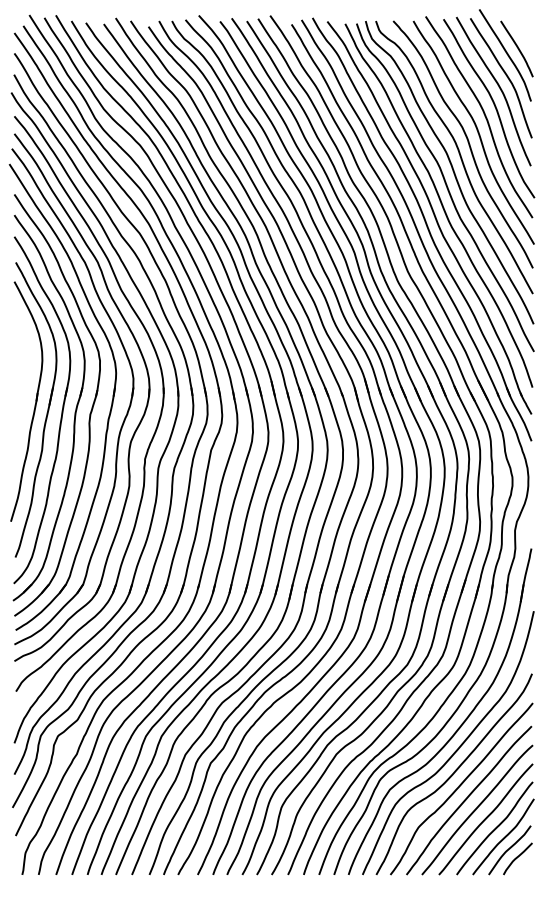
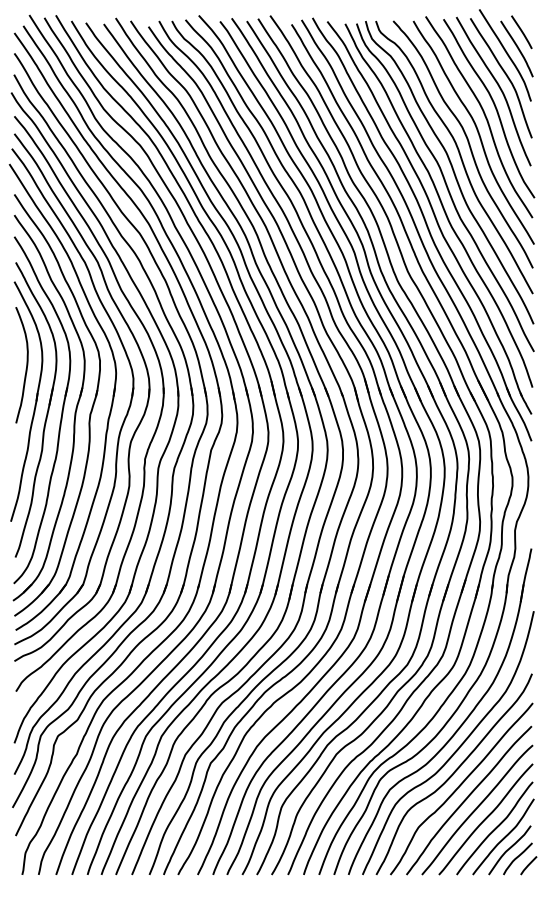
line: none -> present (521, 32)
curve: none -> present (26, 365)
line: none -> present (528, 865)
